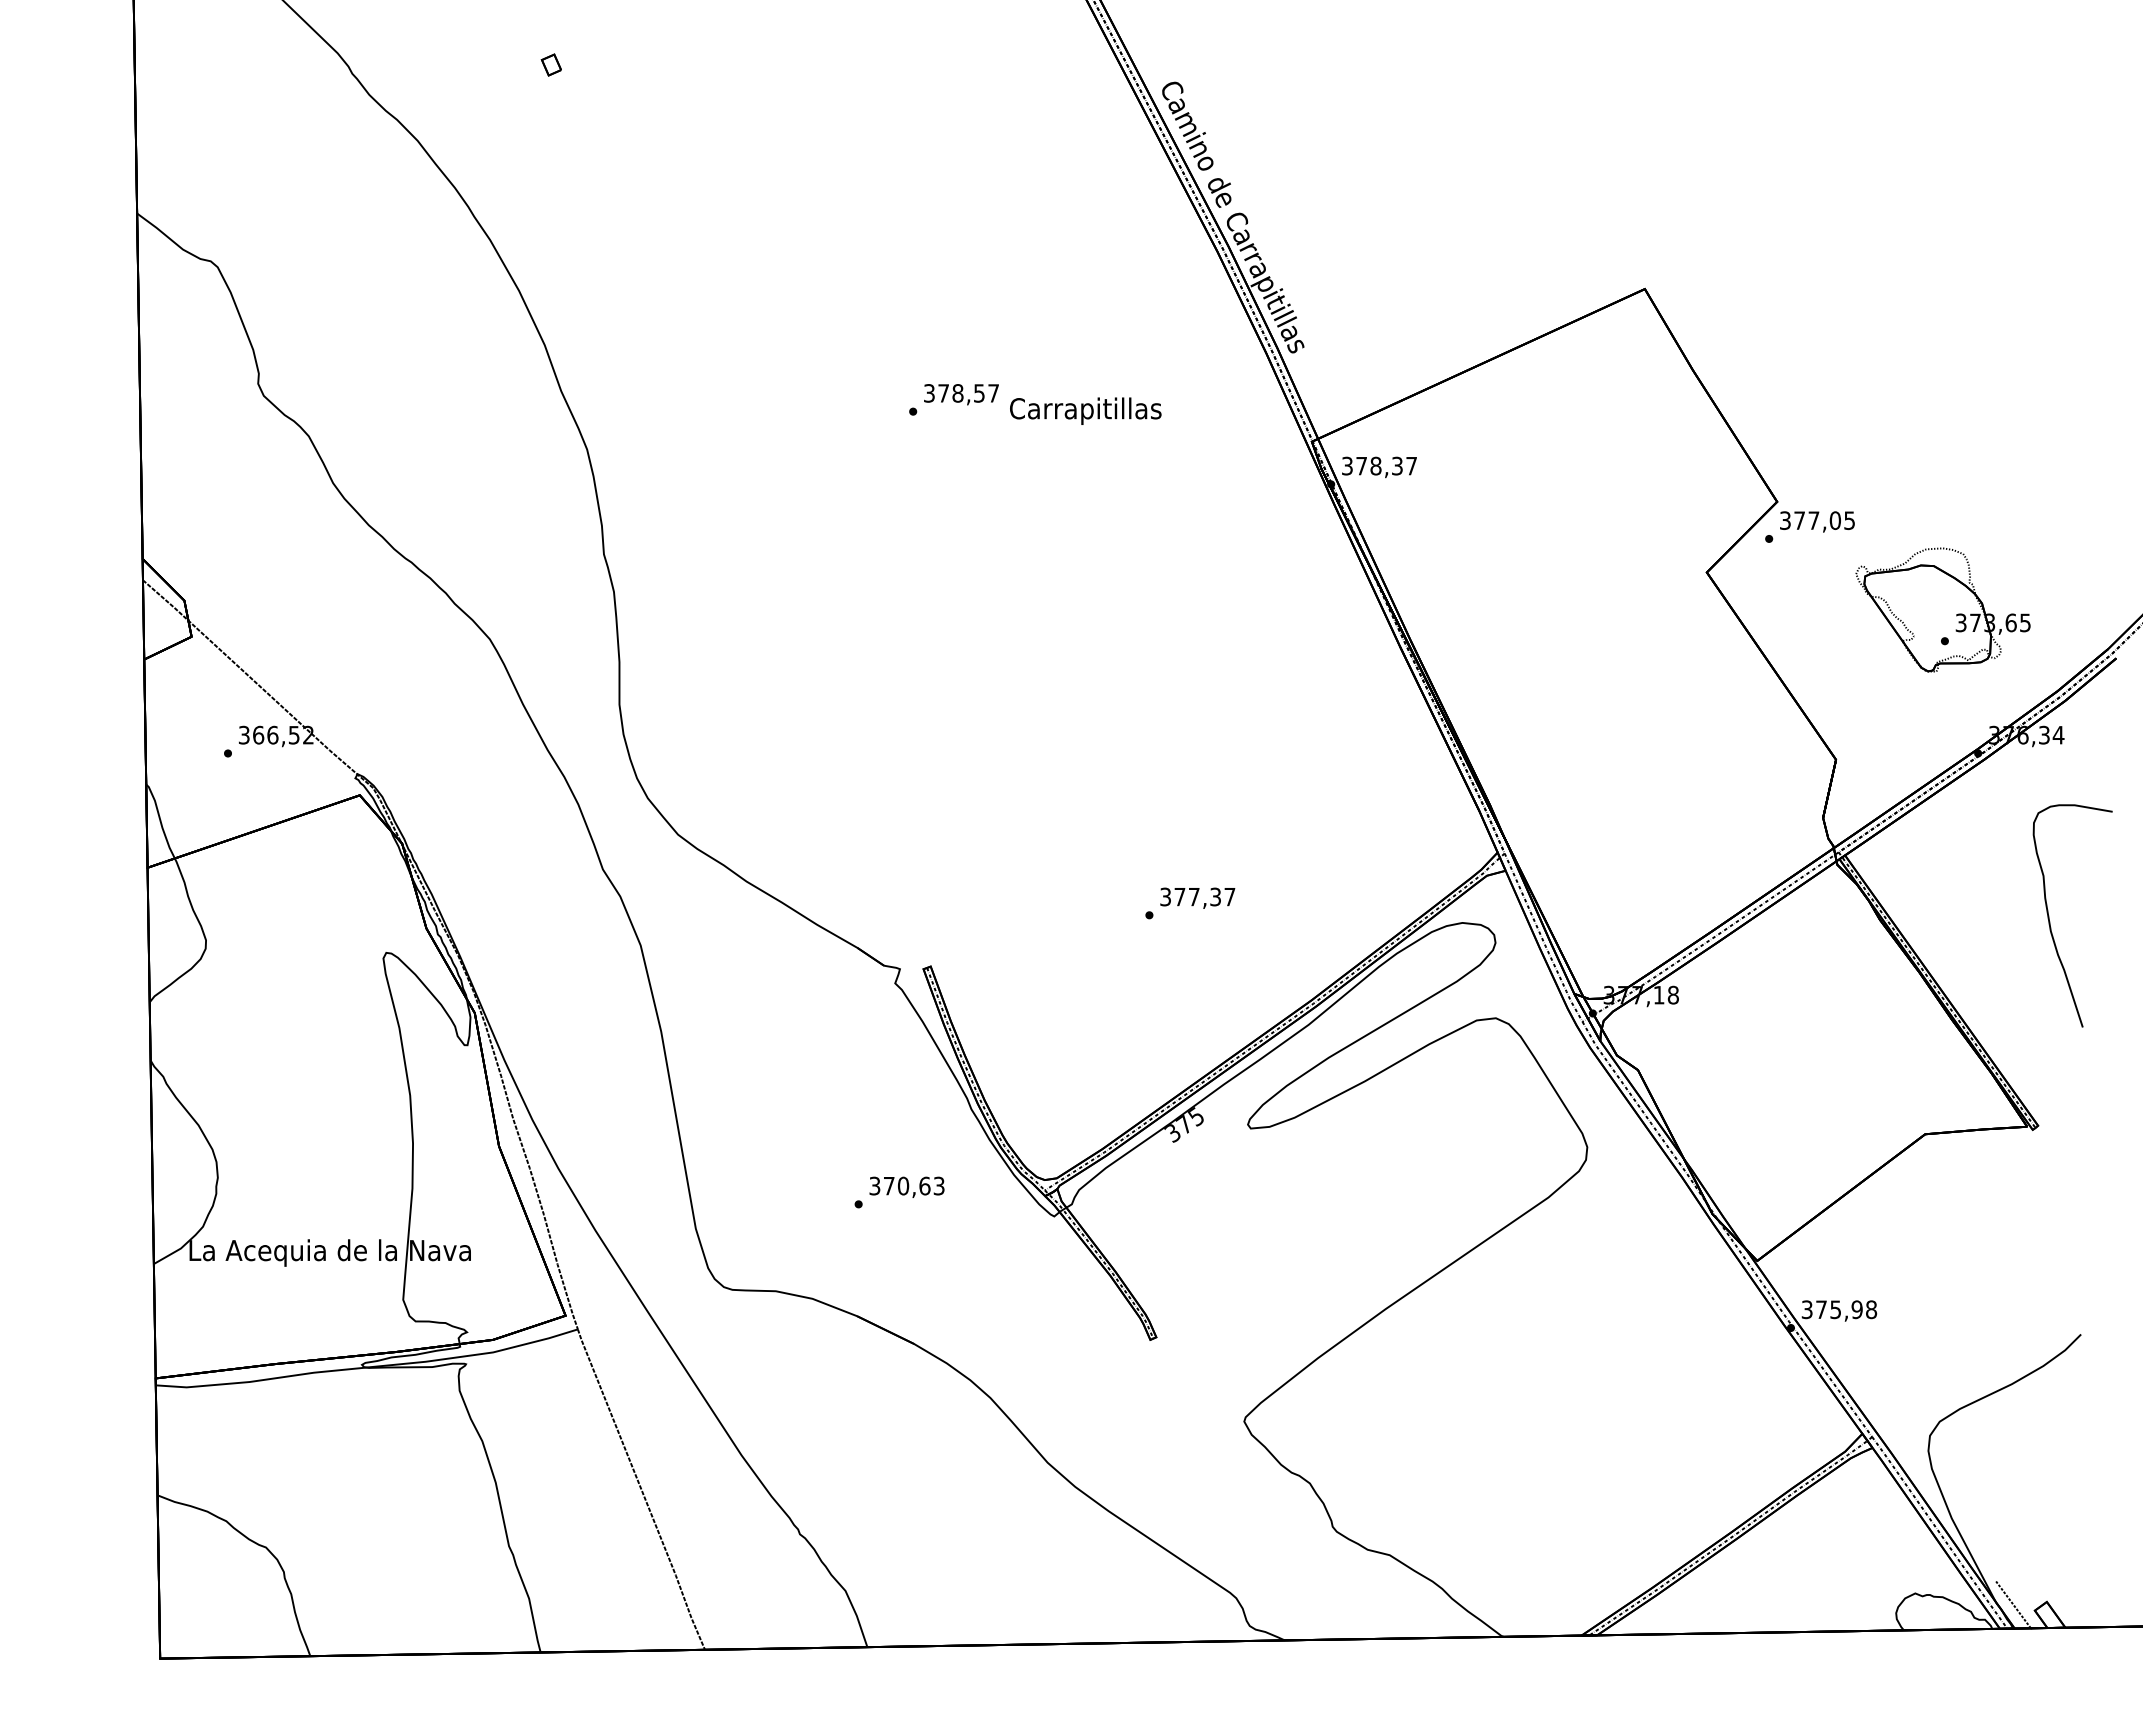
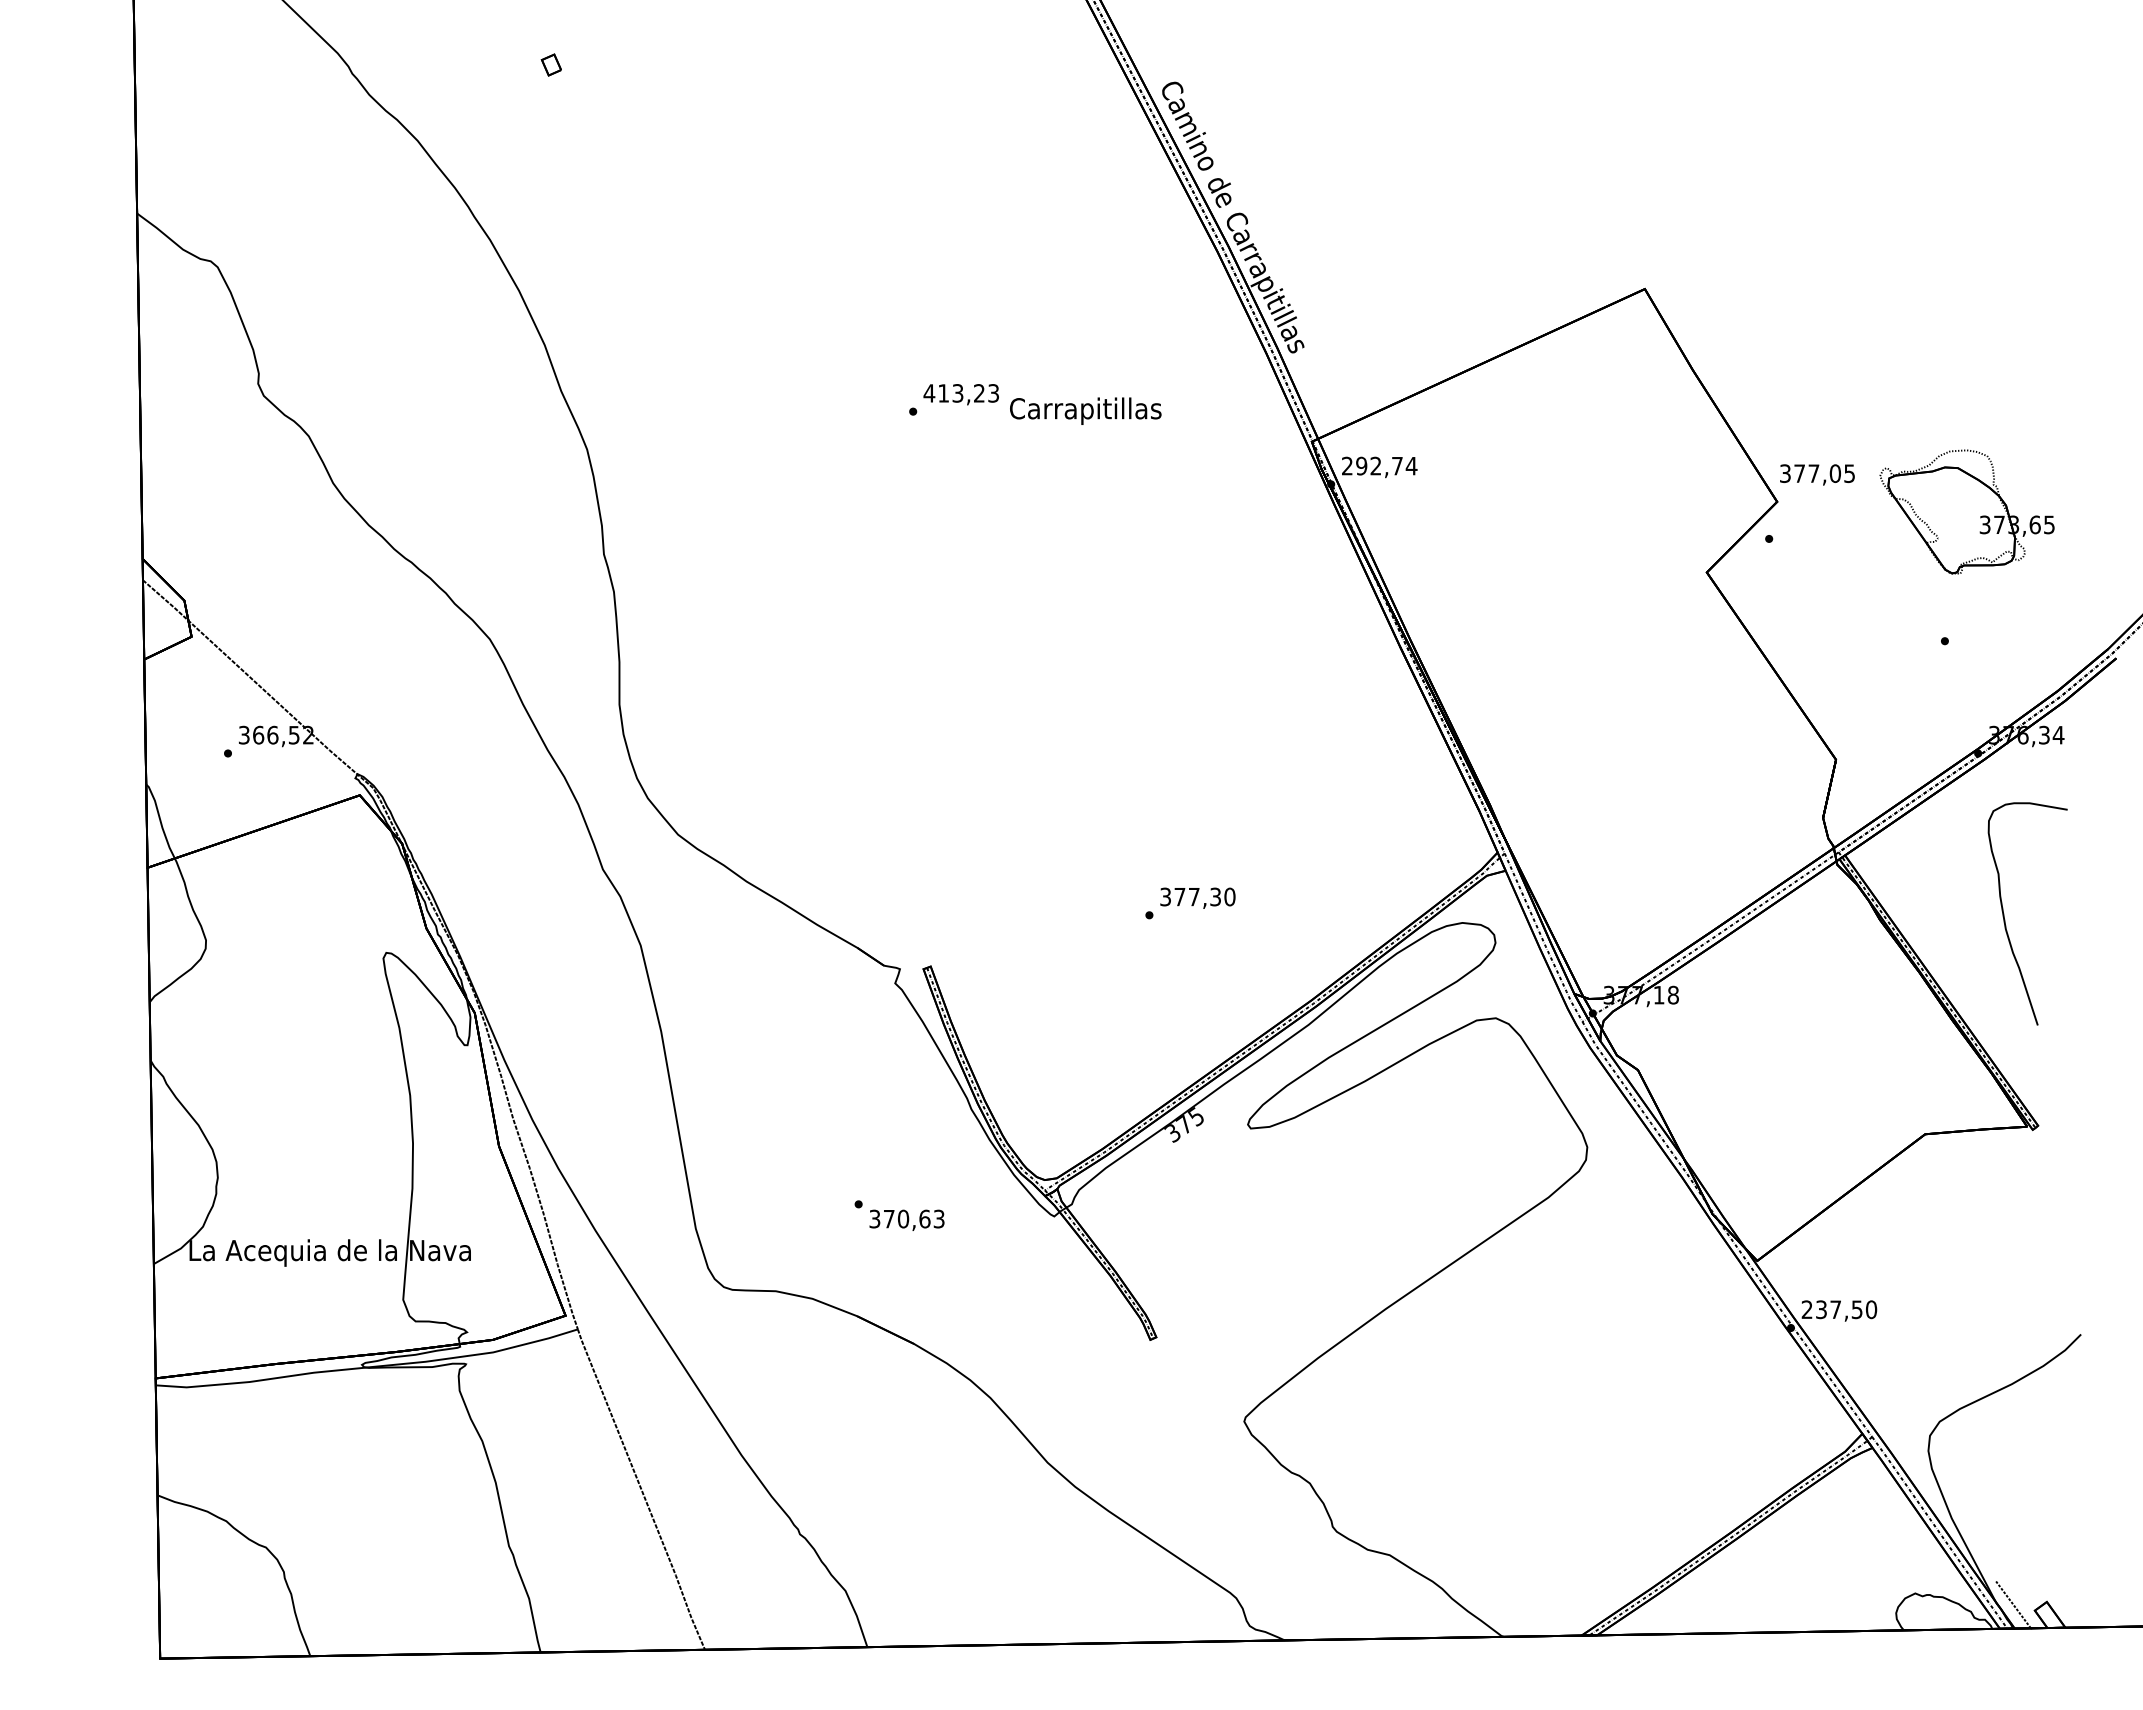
text: 378,57 -> 413,23 (960, 393)
text: 378,37 -> 292,74 (1379, 465)
text position: (1817, 521) -> (1817, 474) (1817, 474)
part position: (1942, 609) -> (1966, 511) (1966, 511)
text: 377,37 -> 377,30 (1229, 896)
curve position: (2050, 921) -> (2005, 919) (2005, 919)
text position: (906, 1186) -> (906, 1219) (906, 1219)
text: 375,98 -> 237,50 (1839, 1309)
